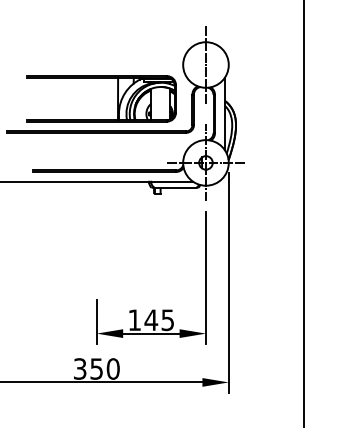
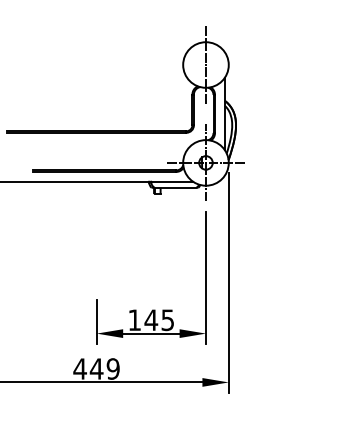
part: present -> none (117, 98)
line: present -> none (304, 213)
text: 350 -> 449 (96, 368)
